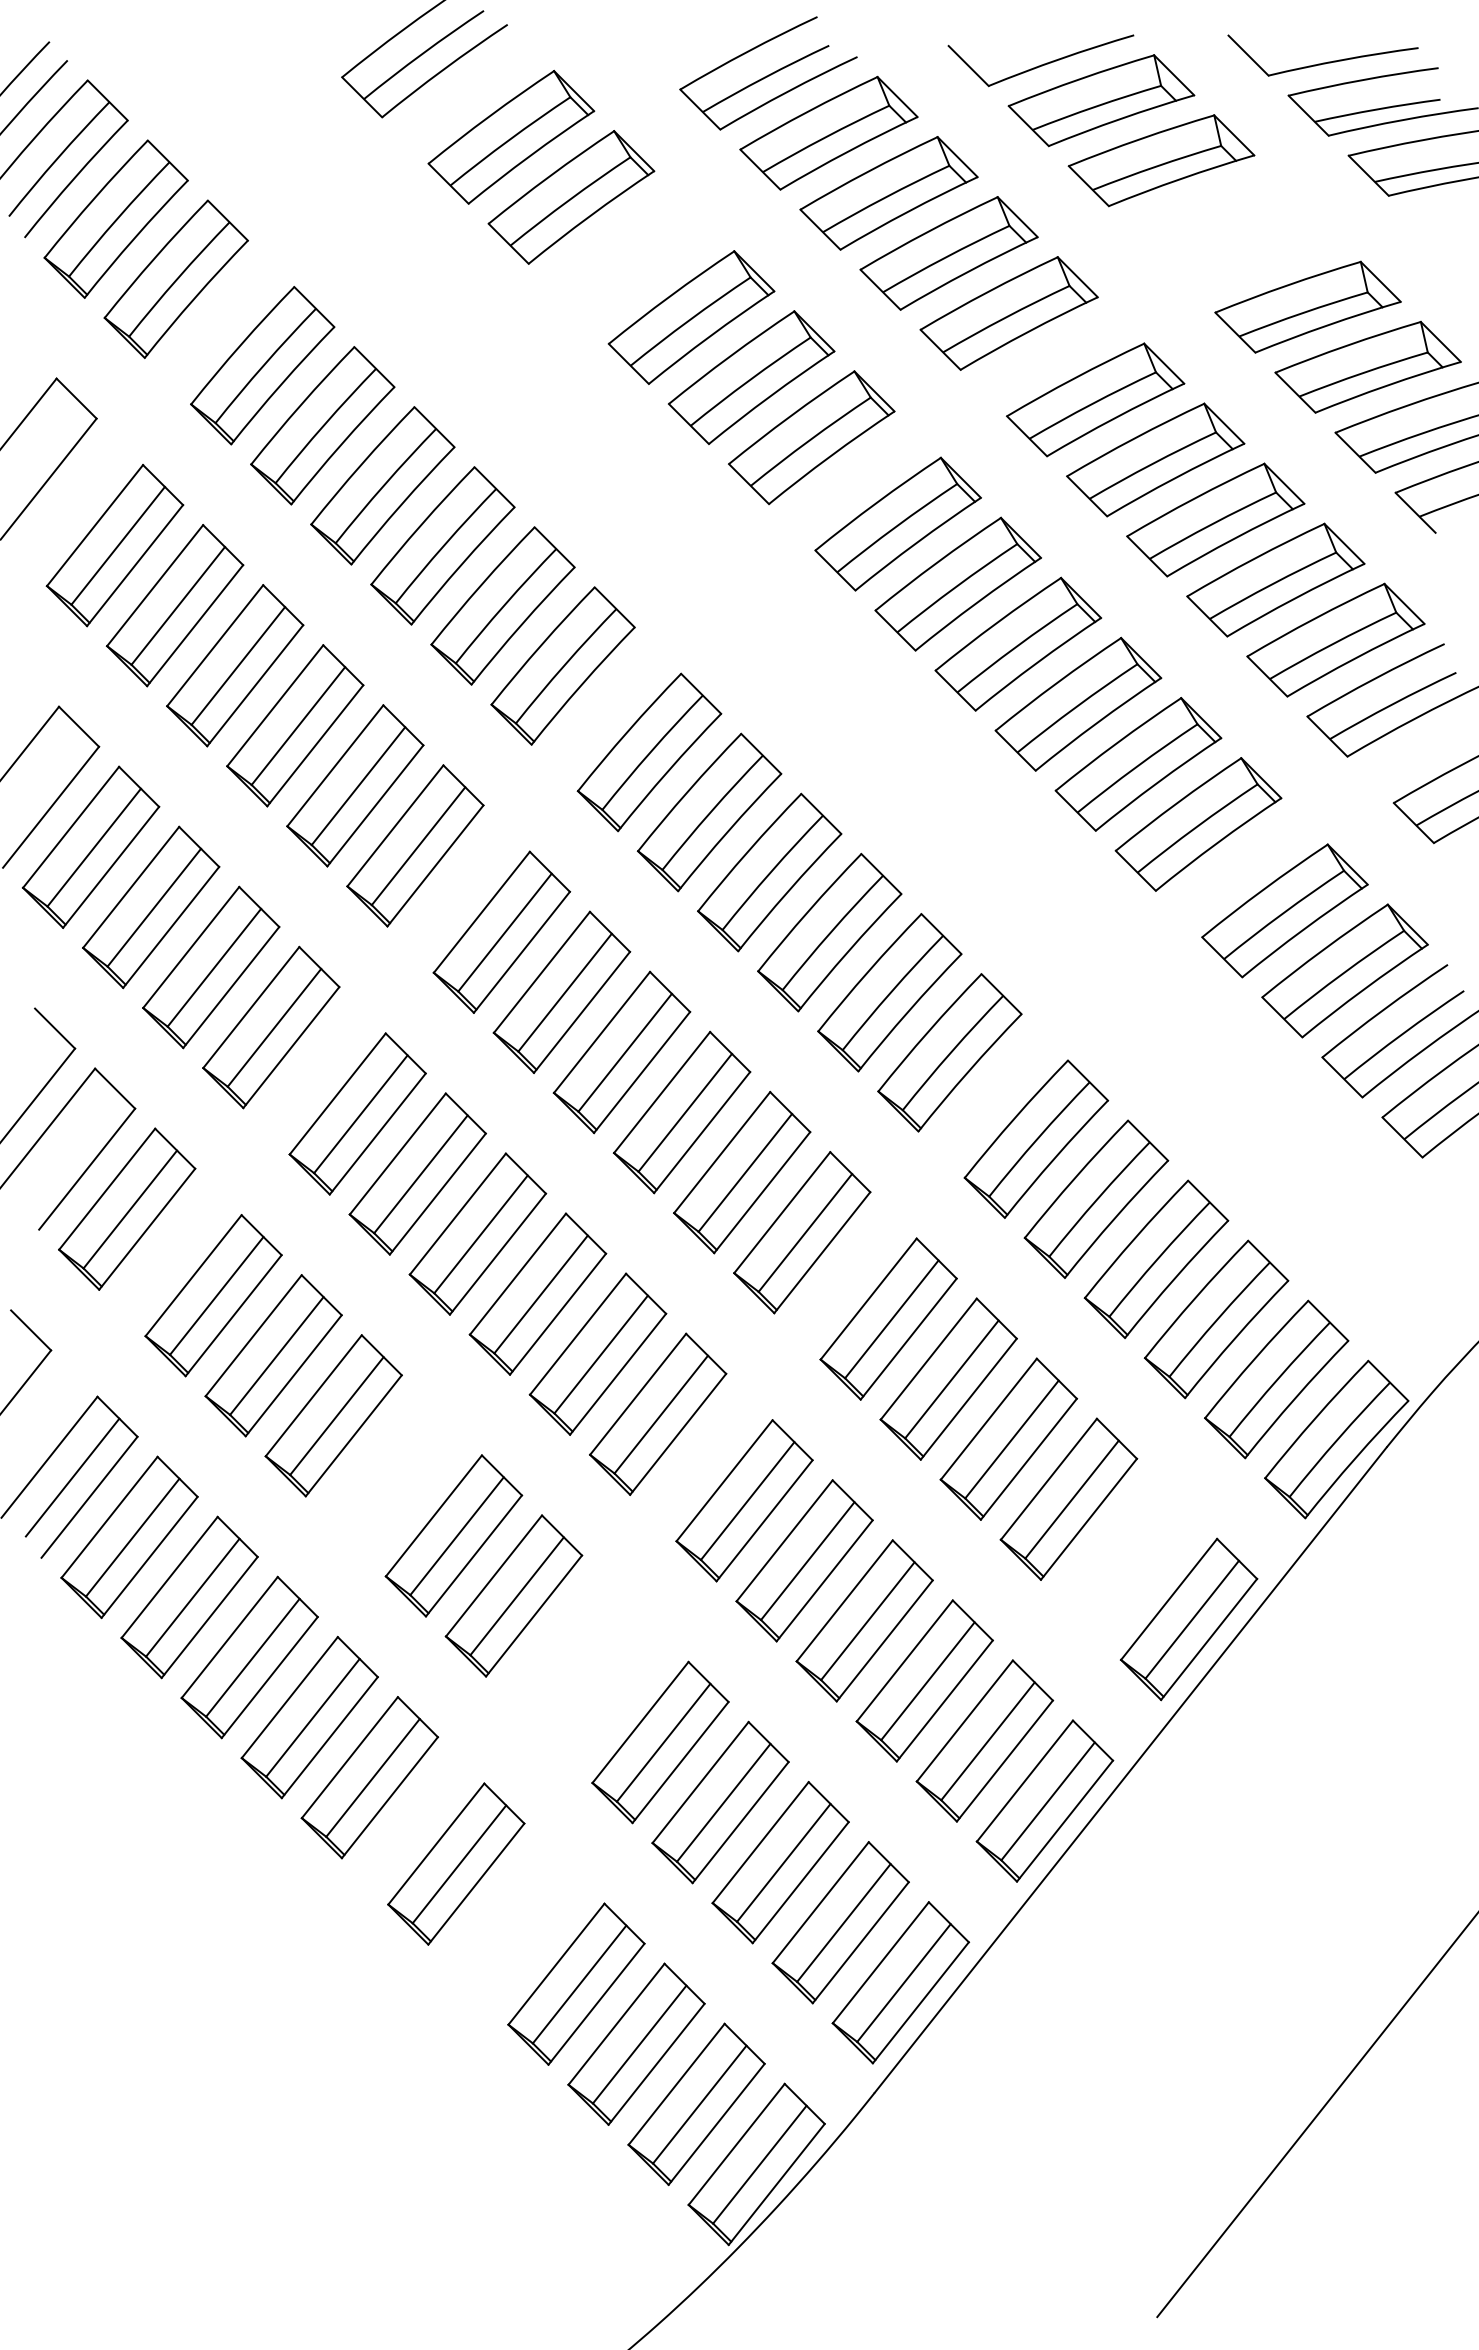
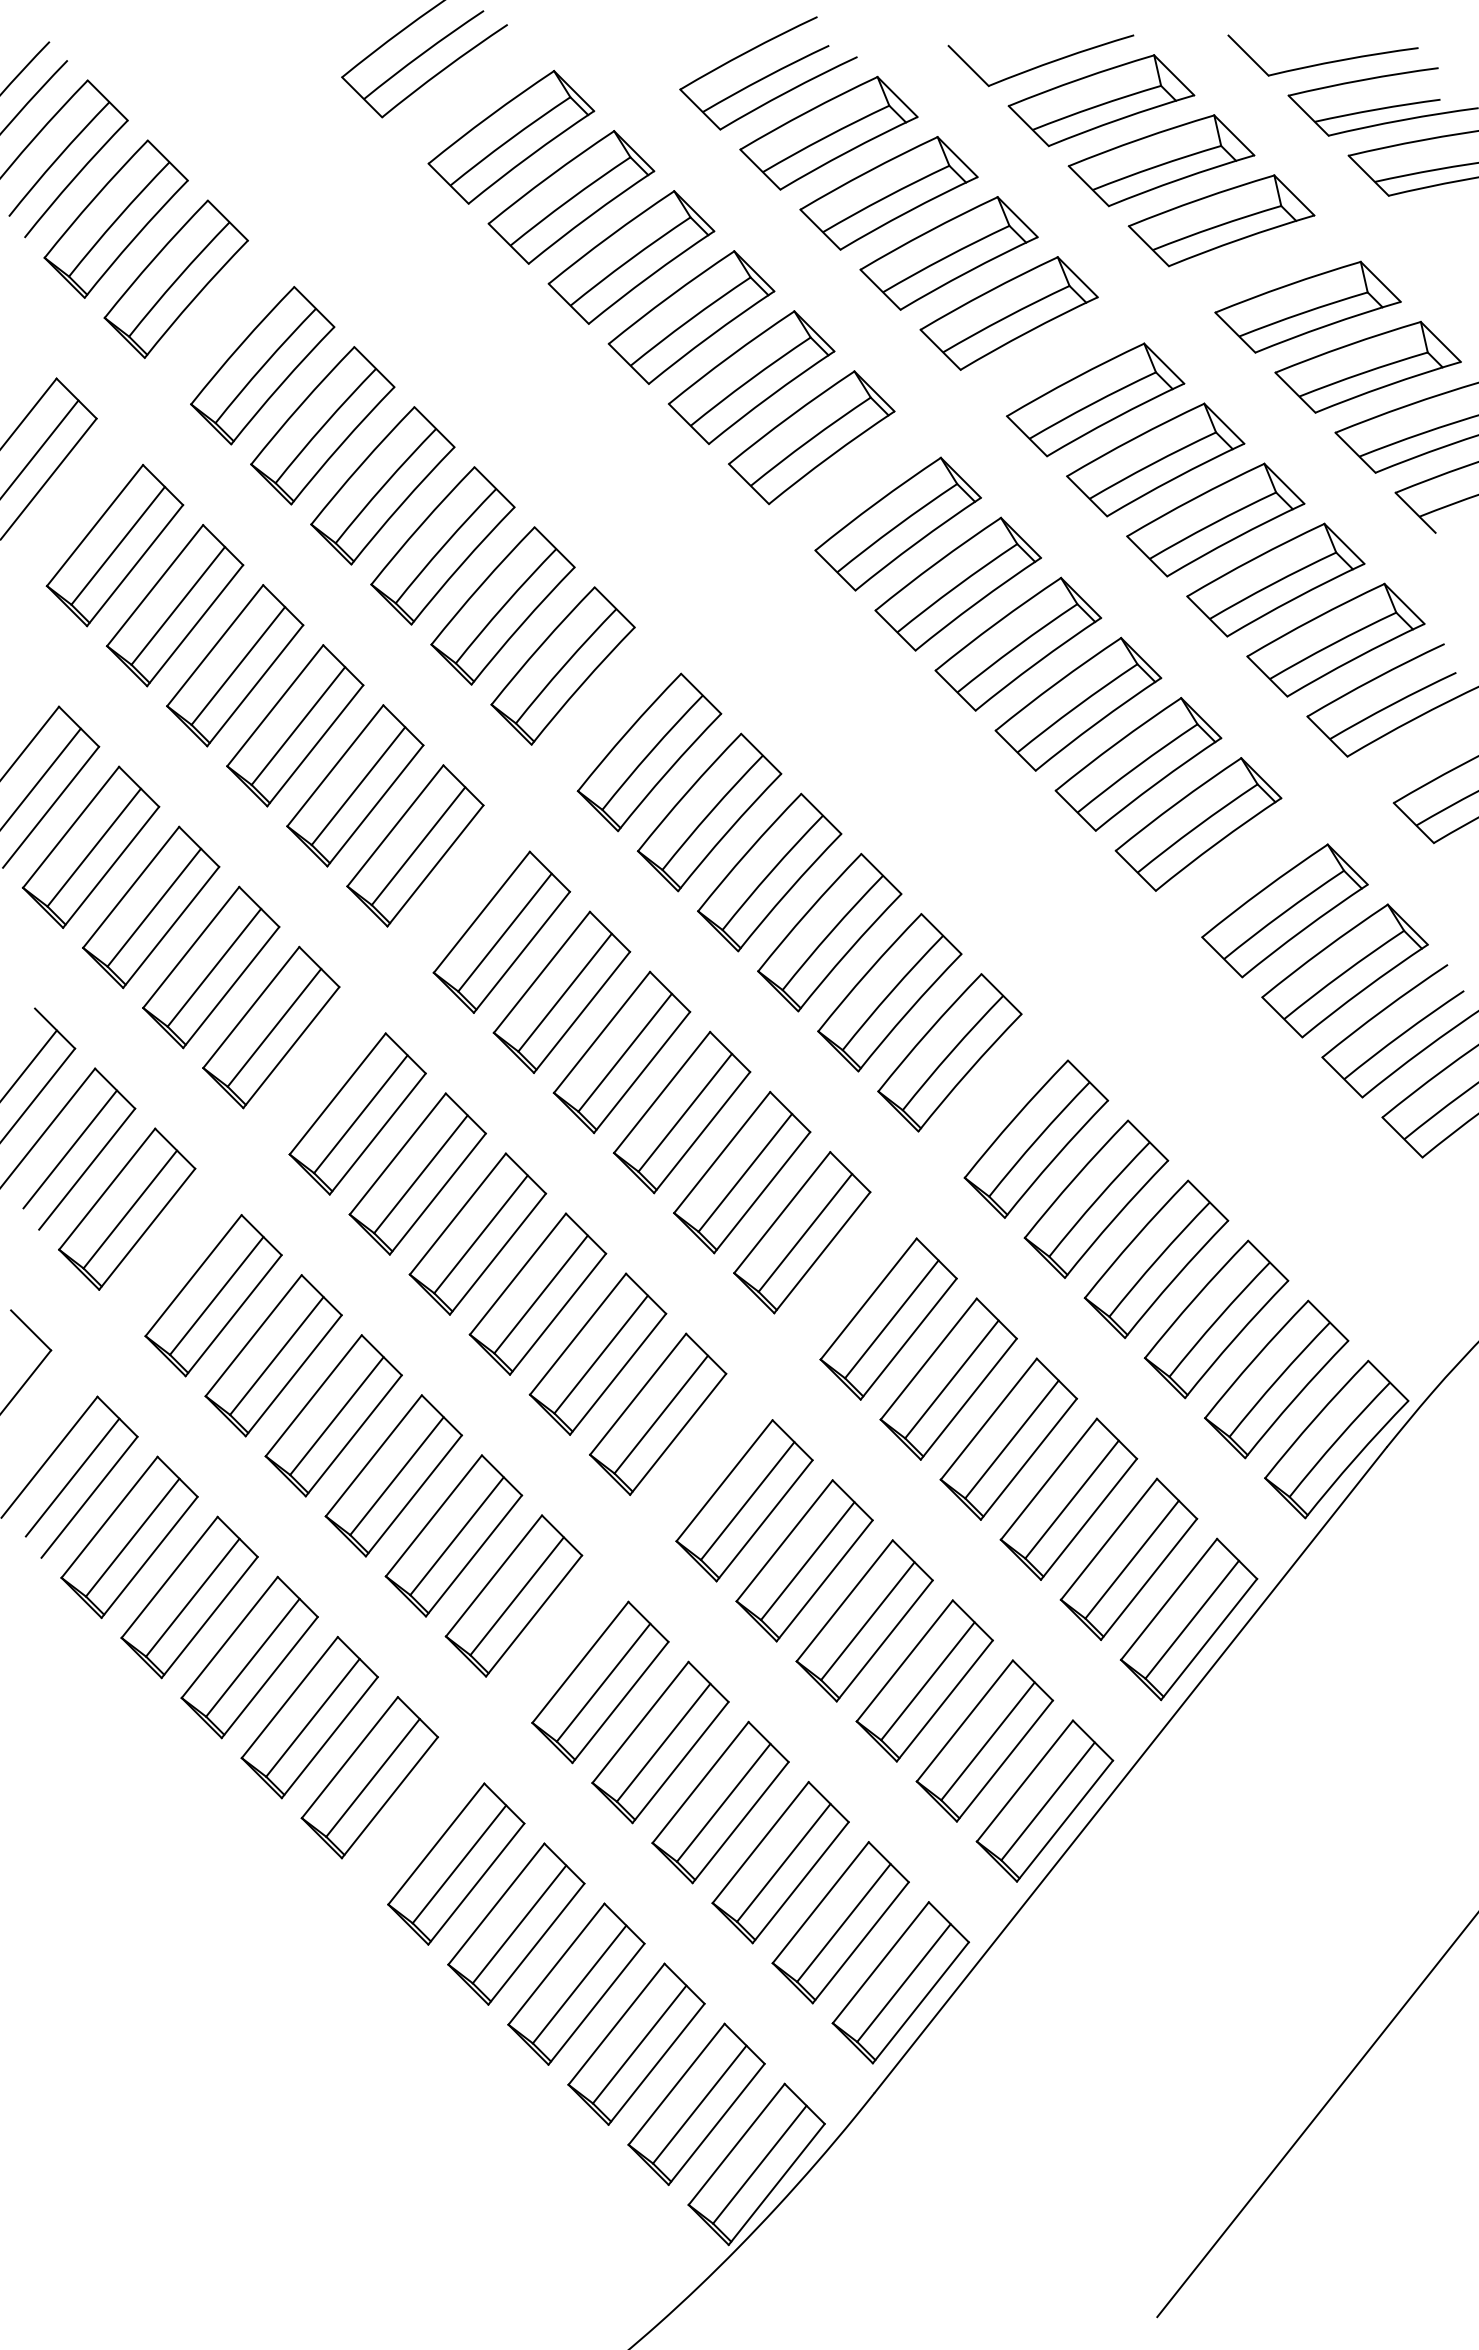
part: none -> present (1221, 220)
part: none -> present (631, 257)
line: none -> present (40, 448)
line: none -> present (41, 777)
line: none -> present (29, 1064)
line: none -> present (70, 1149)
part: none -> present (393, 1475)
part: none -> present (1128, 1558)
part: none -> present (600, 1682)
part: none -> present (516, 1923)
